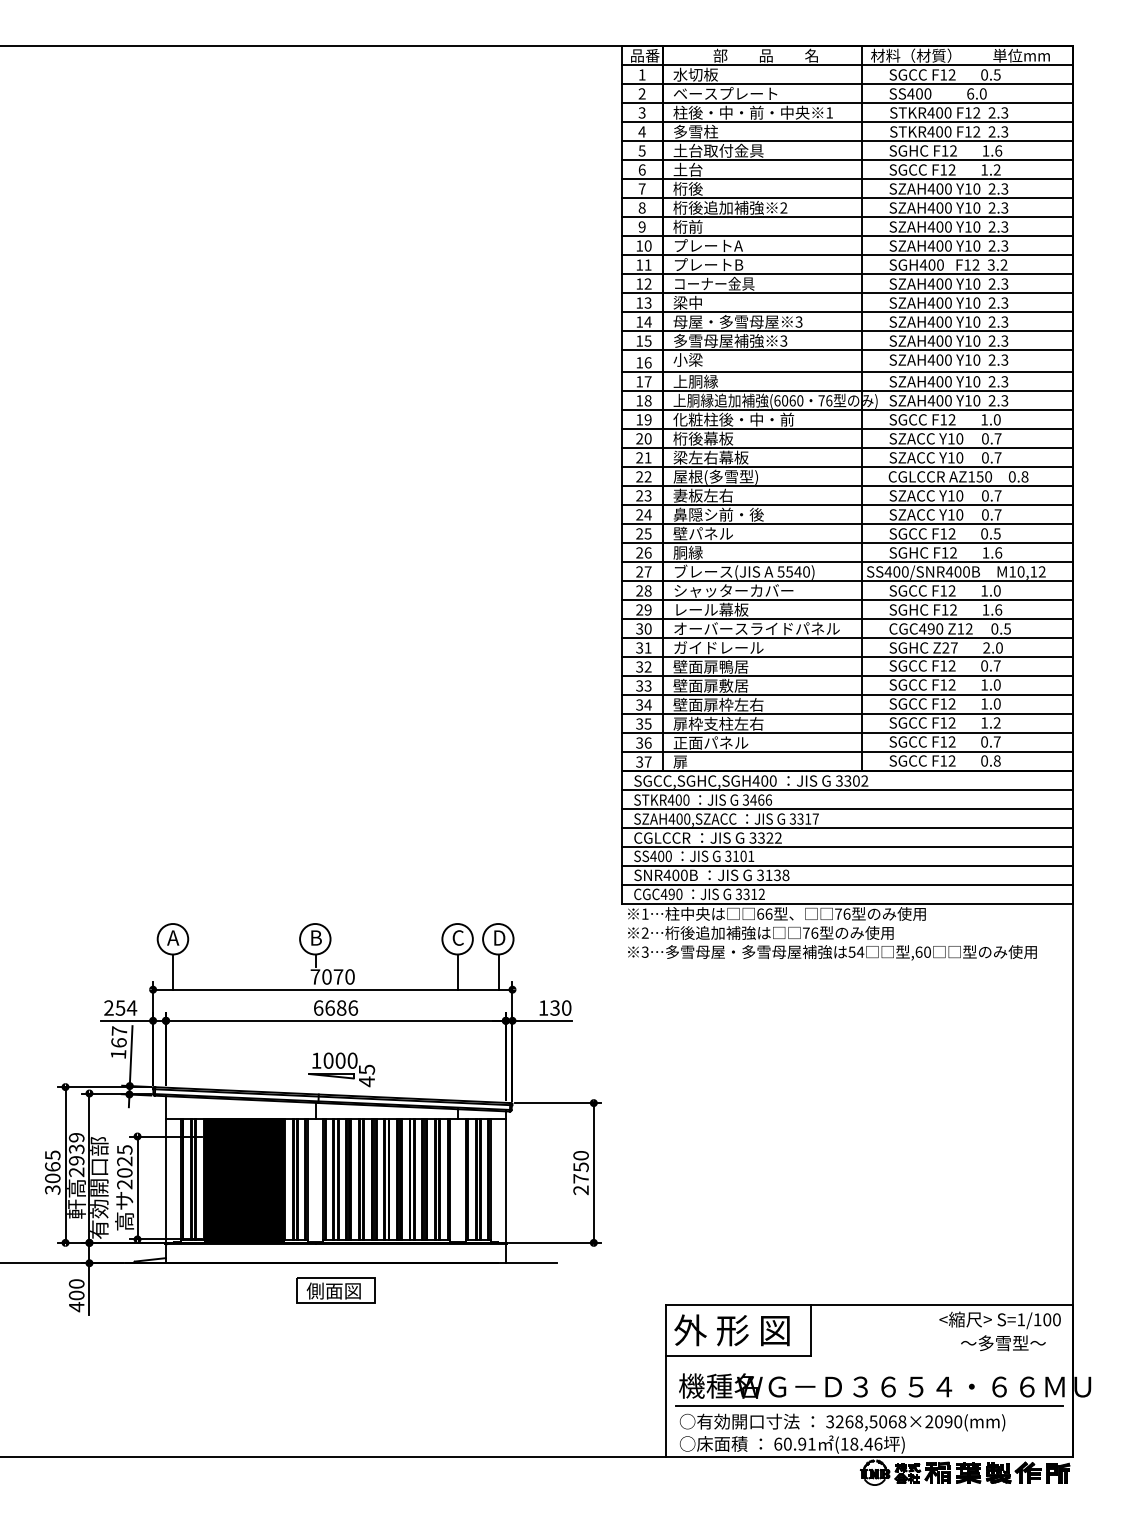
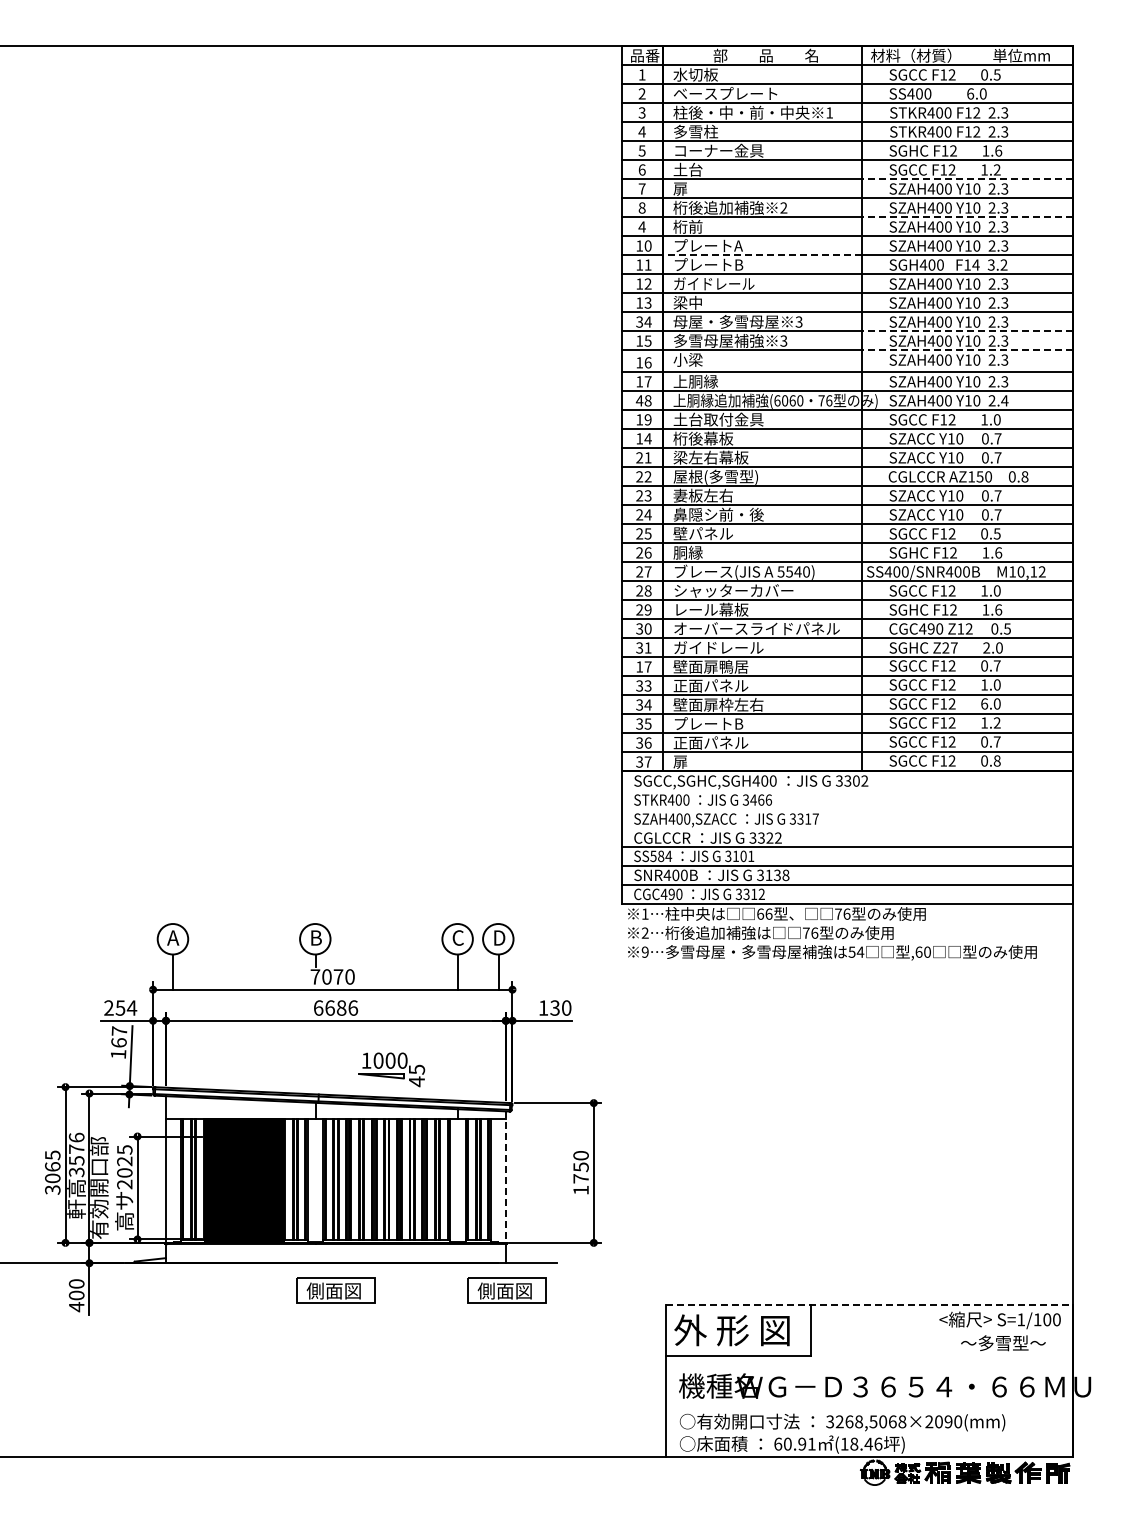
text: 土台取付金具 -> コーナー金具 (703, 150)
line: solid -> dashed (966, 179)
text: 桁後 -> 扉 (687, 188)
line: solid -> dashed (966, 217)
text: 9 -> 4 (641, 226)
line: solid -> dashed (762, 255)
text: F12 -> F14 (975, 264)
text: コーナー金具 -> ガイドレール (714, 283)
text: 14 -> 34 (639, 321)
line: solid -> dashed (966, 331)
line: solid -> dashed (966, 350)
text: 18 -> 48 (639, 400)
text: 2.3 -> 2.4 (1004, 400)
text: 化粧柱後・中・前 -> 土台取付金具 (733, 419)
text: 20 -> 14 (643, 438)
text: 32 -> 17 (643, 666)
text: 壁面扉敷居 -> 正面パネル (710, 685)
text: 1.0 -> 6.0 (984, 703)
text: 扉枠支柱左右 -> プレートB (718, 723)
line: present -> none (846, 790)
line: present -> none (846, 809)
line: present -> none (846, 828)
text: SS400 -> SS584 (661, 856)
text: 3 -> 9 (644, 951)
part position: (341, 1069) -> (391, 1069) (391, 1069)
text: 2939 -> 3576 (76, 1154)
line: solid -> dashed (505, 1177)
text: 2750 -> 1750 (580, 1190)
part: none -> present (506, 1290)
line: solid -> dashed (869, 1304)
line: present -> none (869, 1406)
